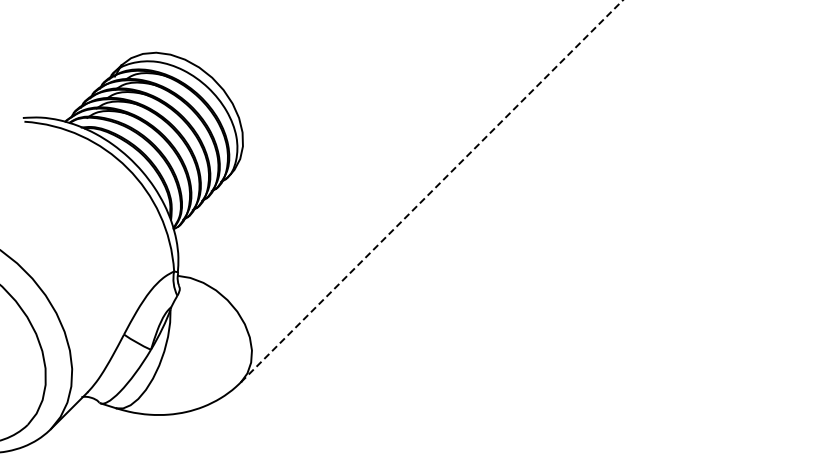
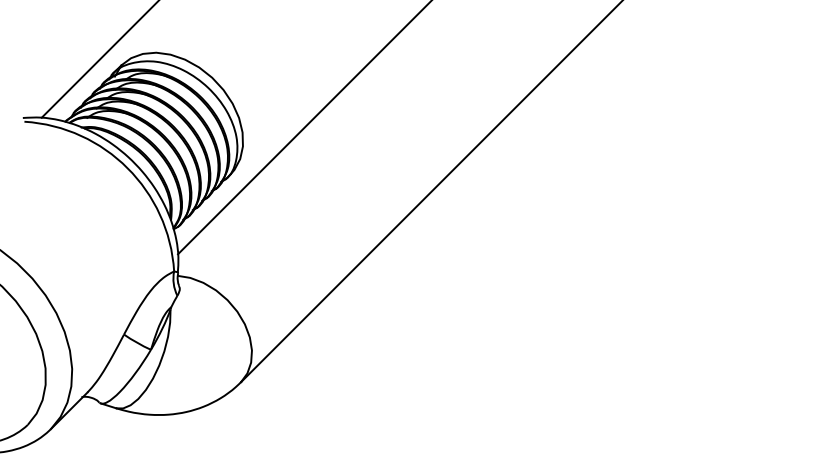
line: none -> present (99, 59)
line: none -> present (303, 128)
line: dashed -> solid (432, 190)
